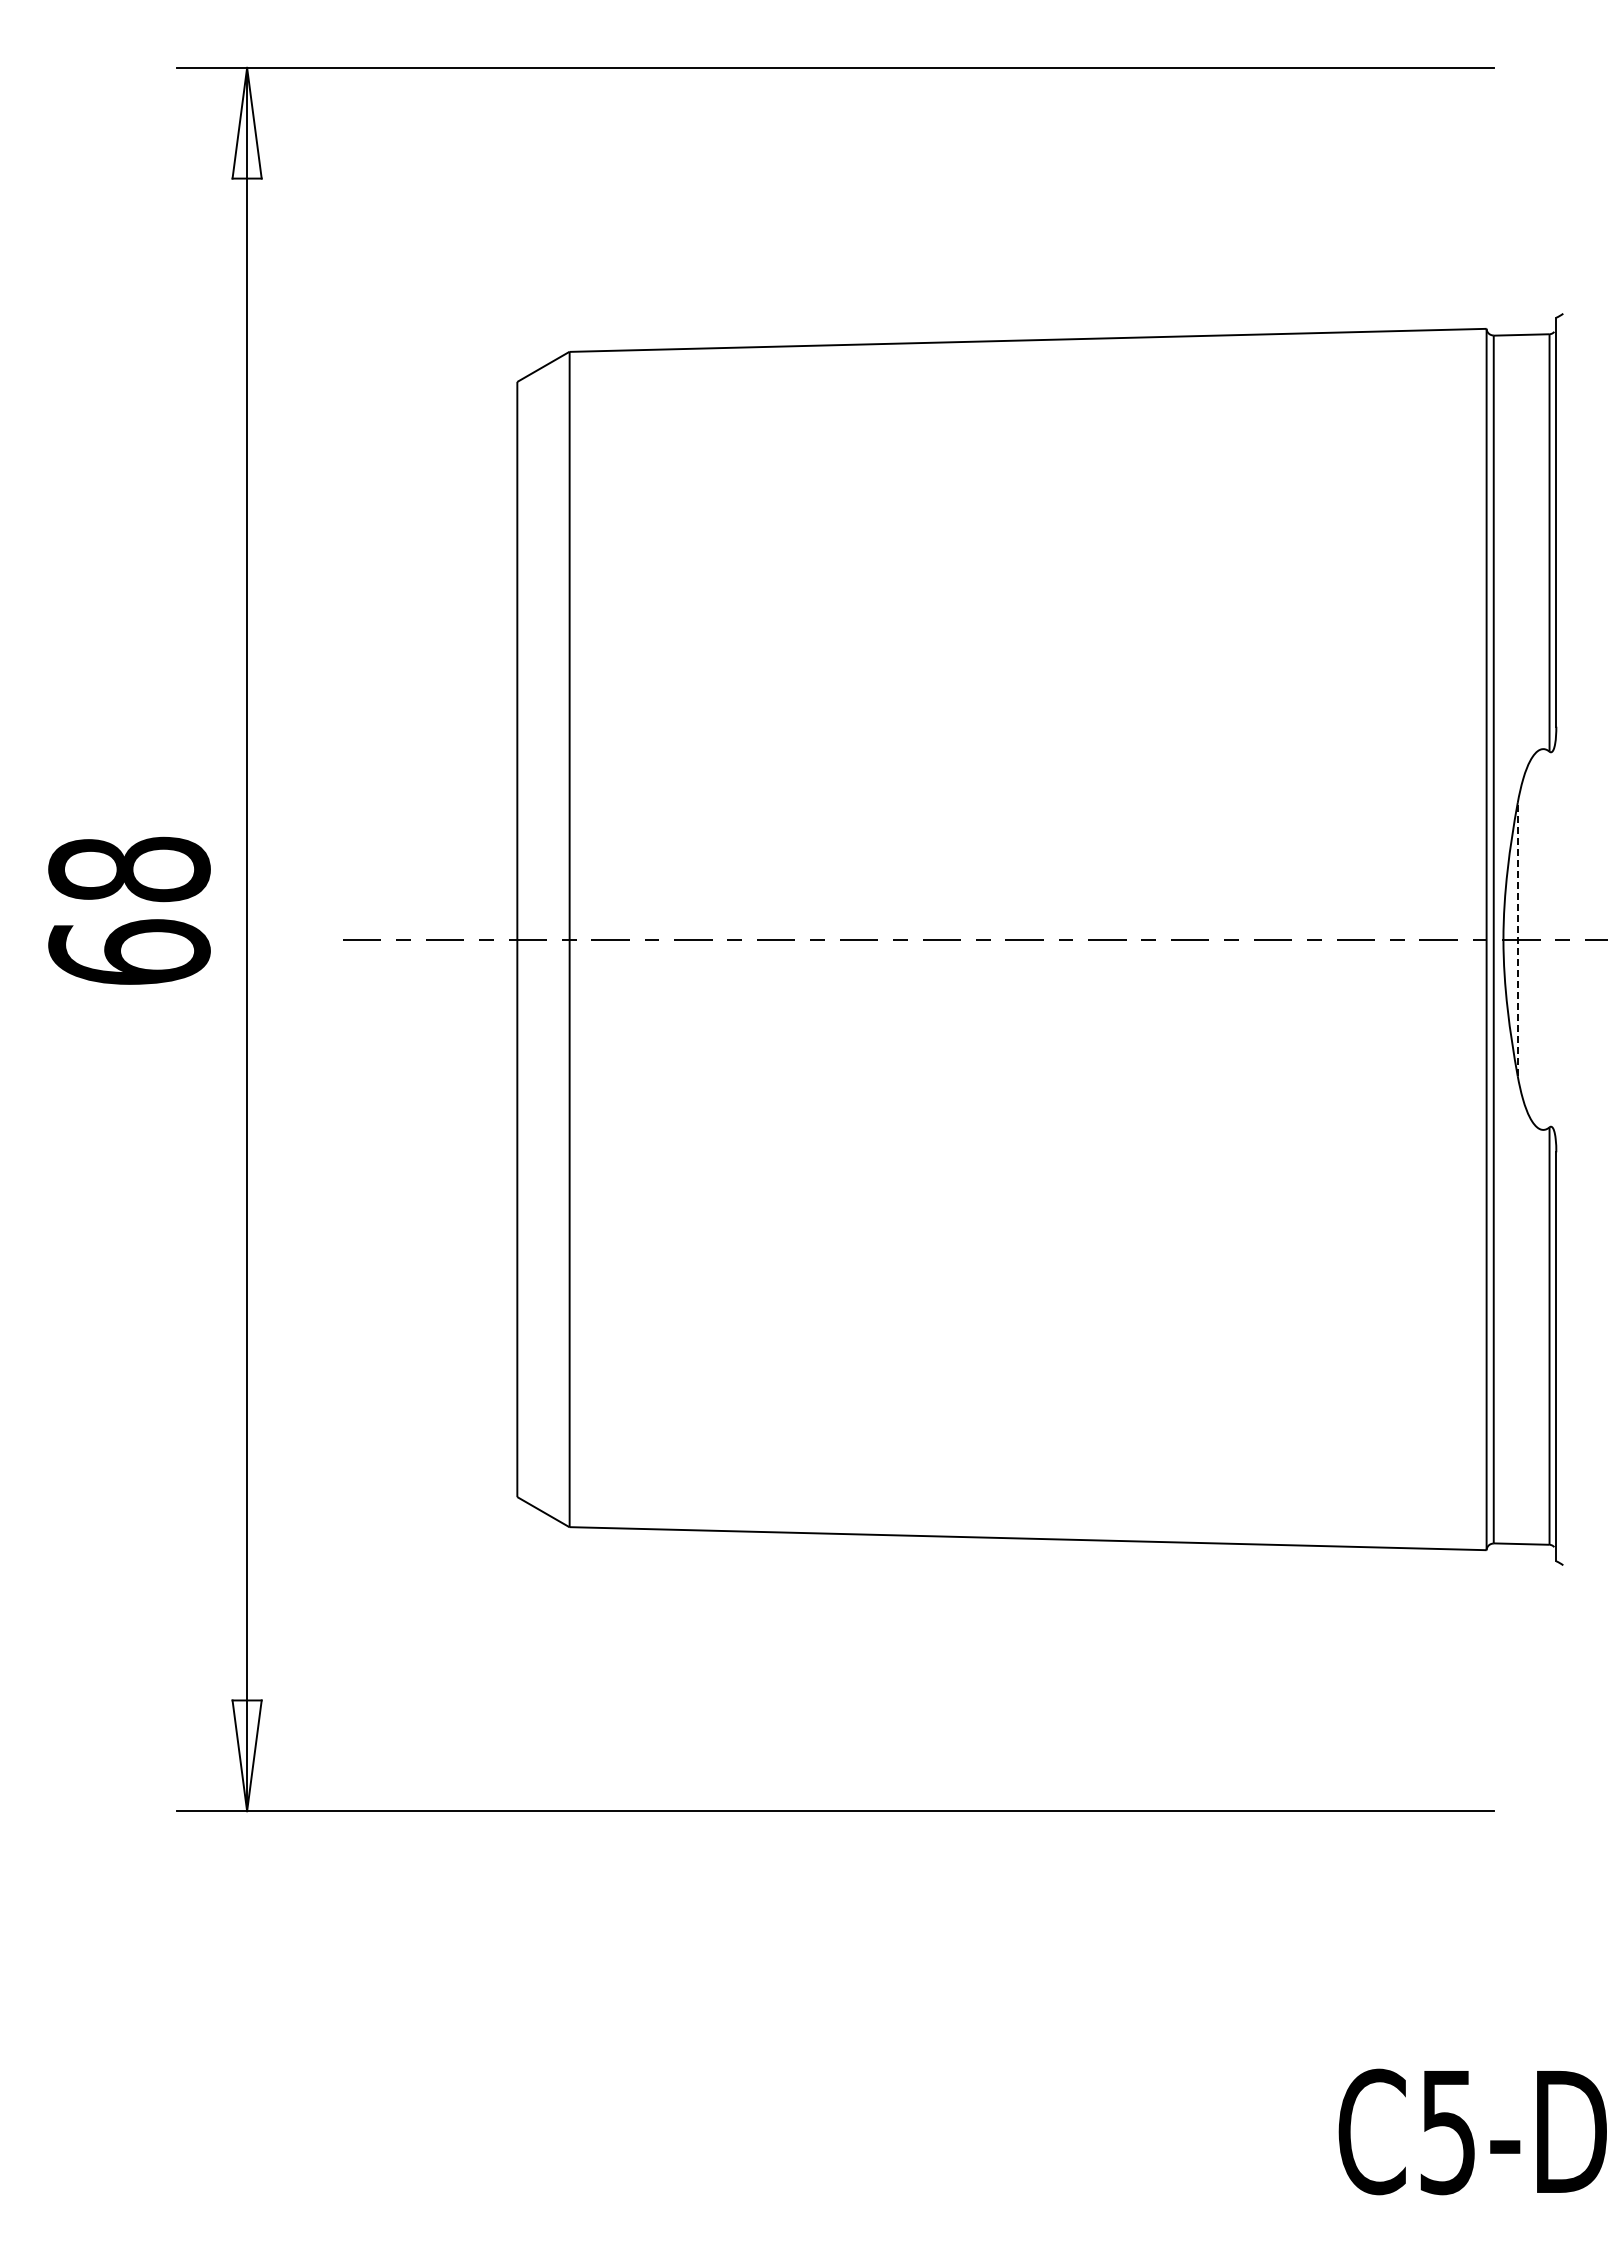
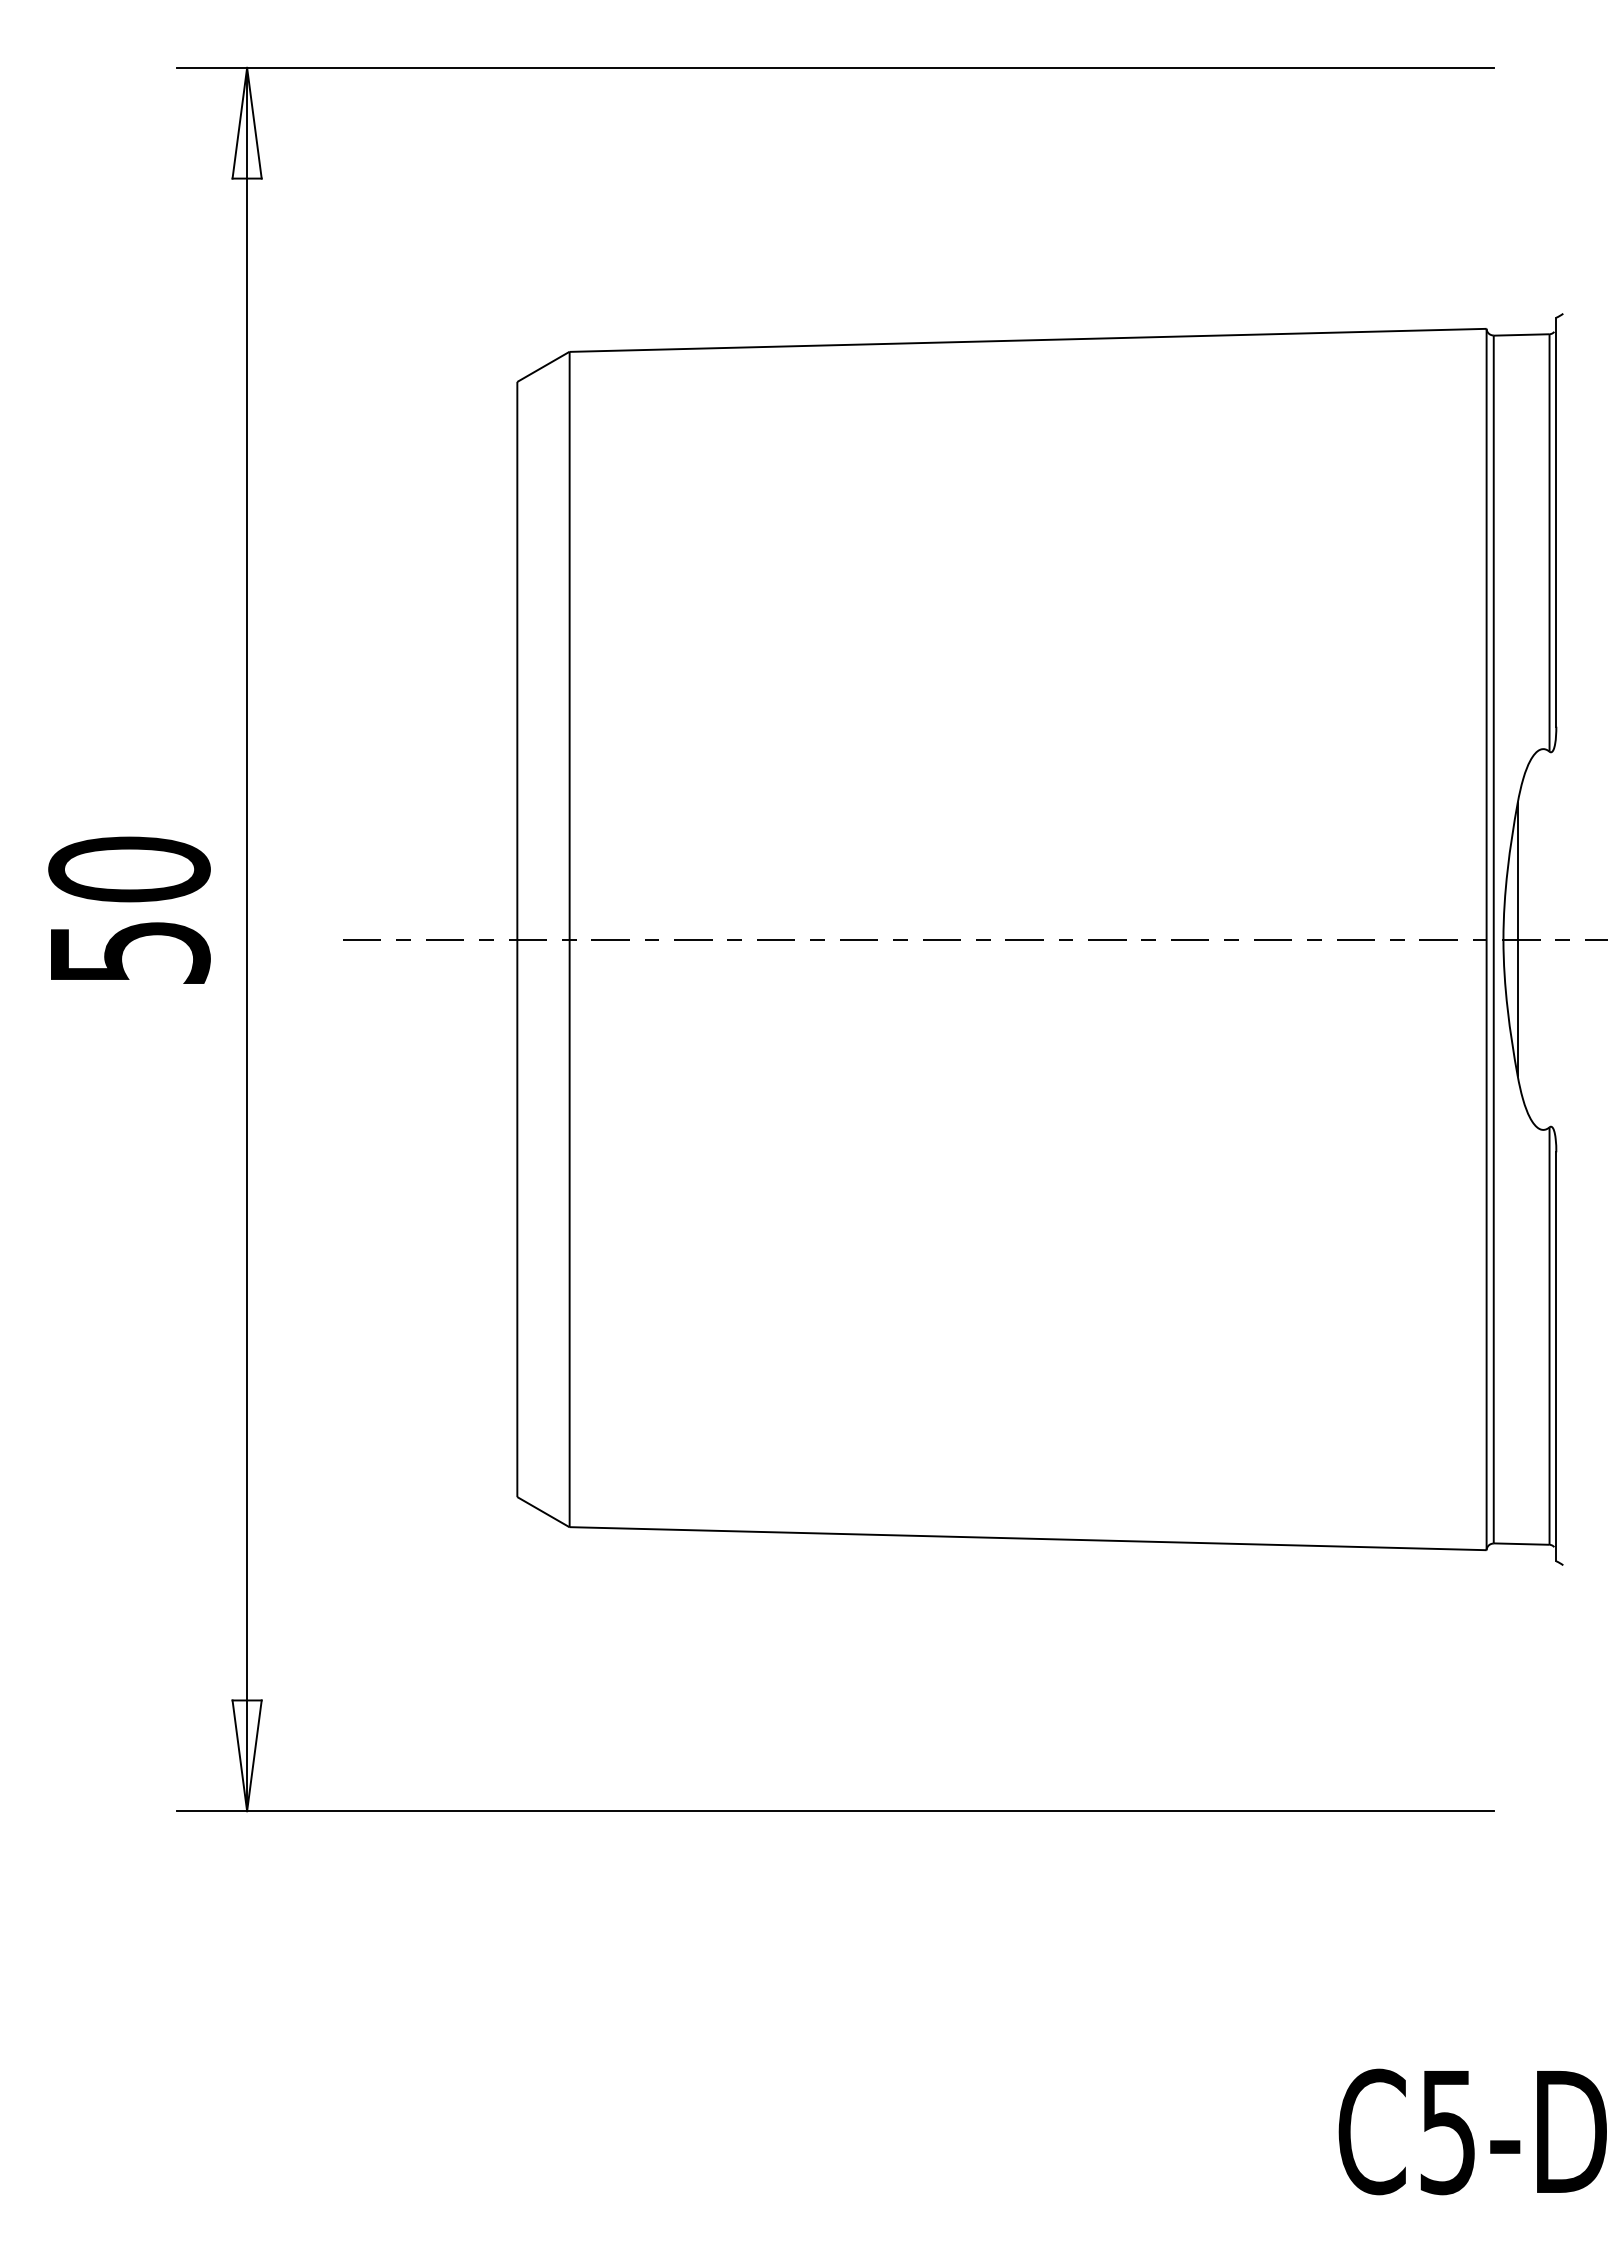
text: 68 -> 50 (129, 910)
line: dashed -> solid (1517, 939)
